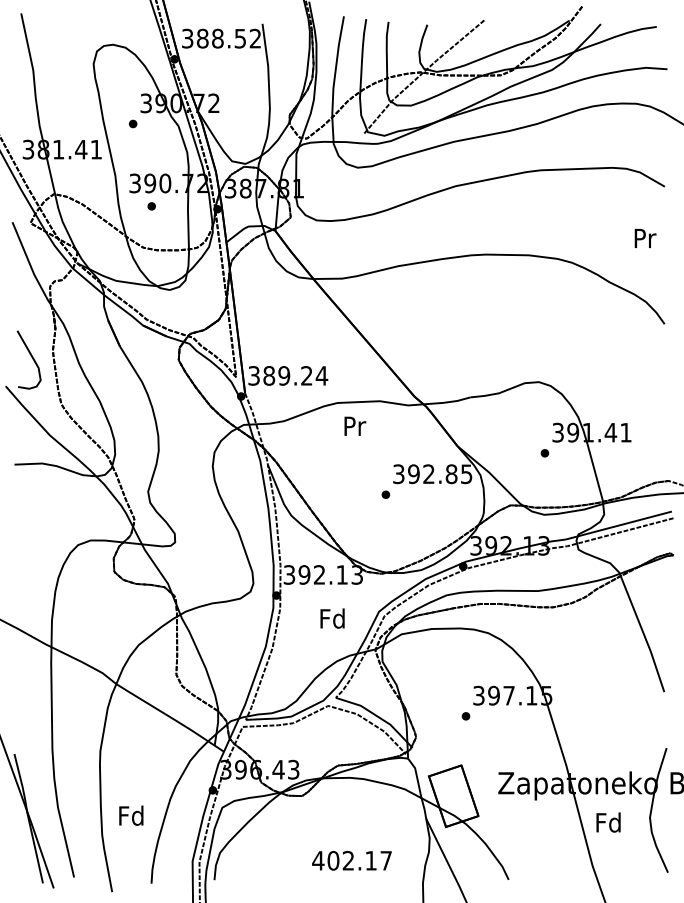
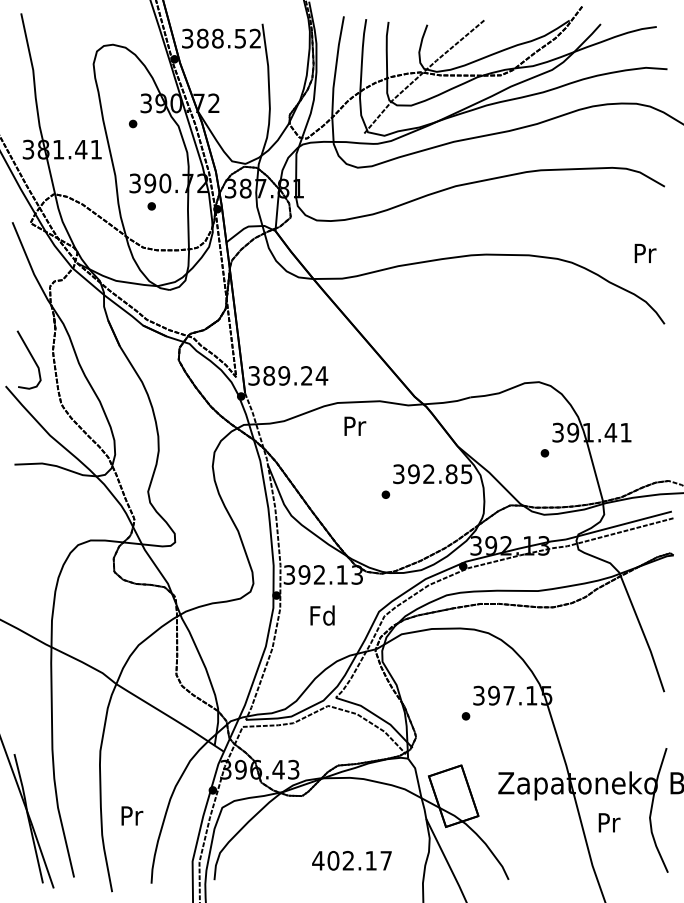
text position: (645, 237) -> (645, 252) (645, 252)
text position: (332, 618) -> (322, 615) (322, 615)
text: Fd -> Pr (131, 815)
text: Fd -> Pr (608, 822)
